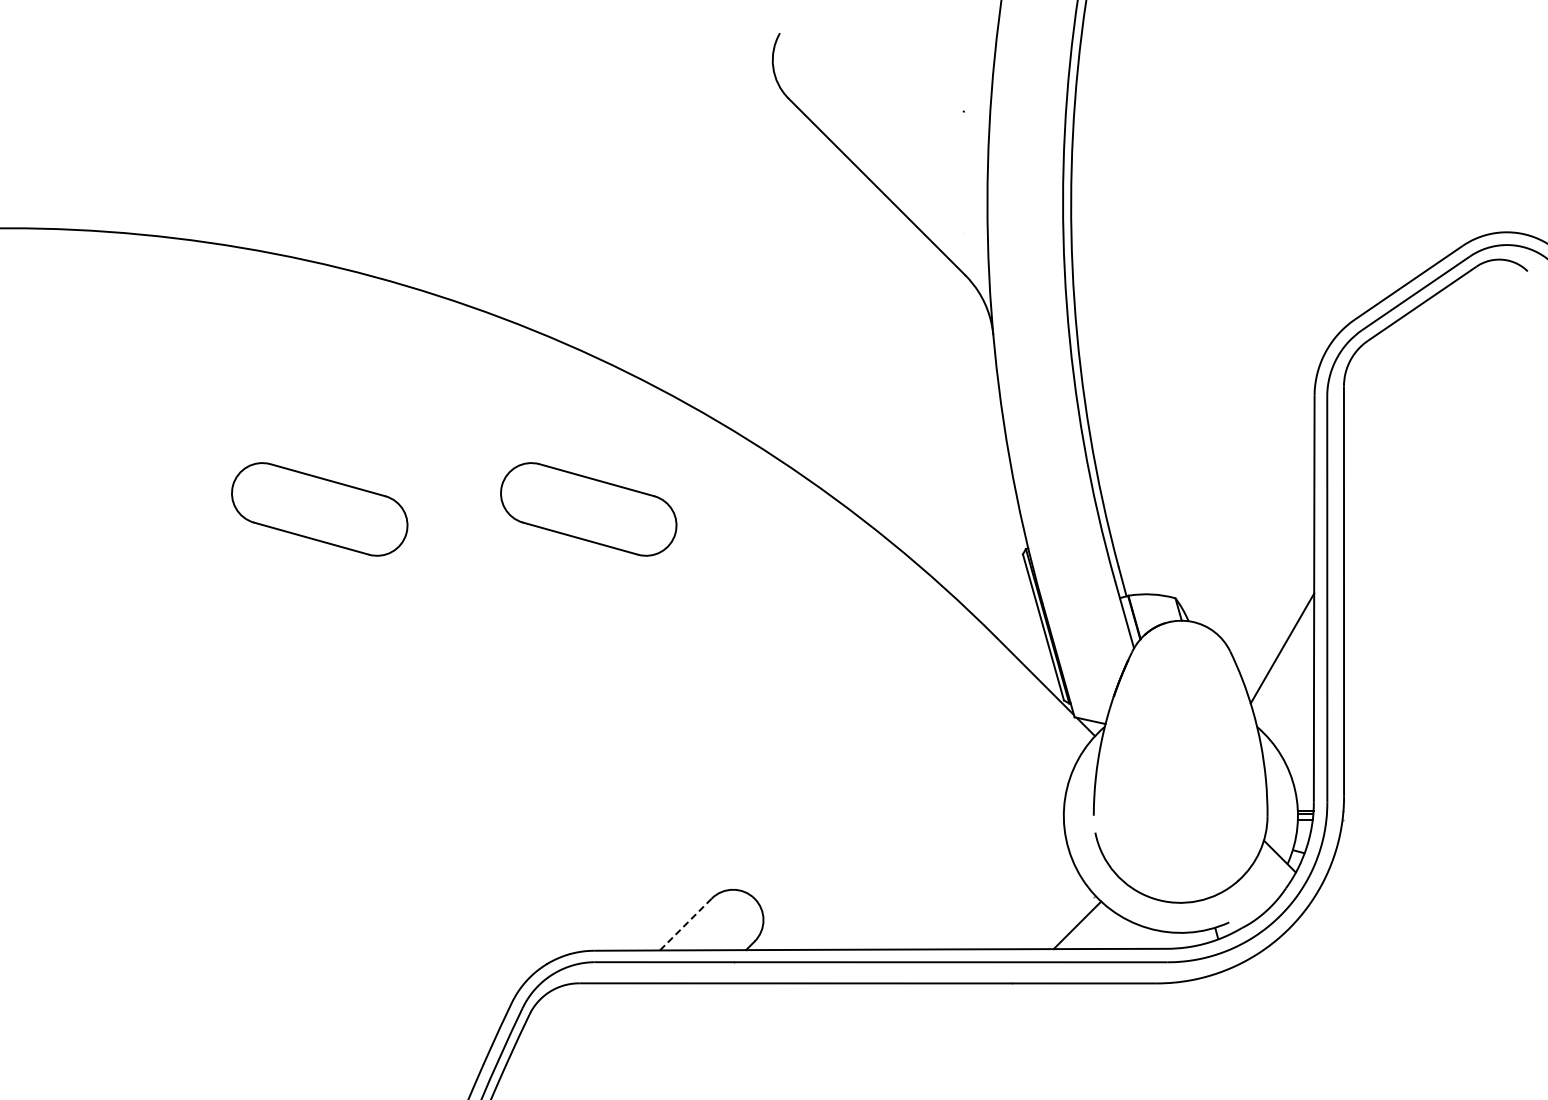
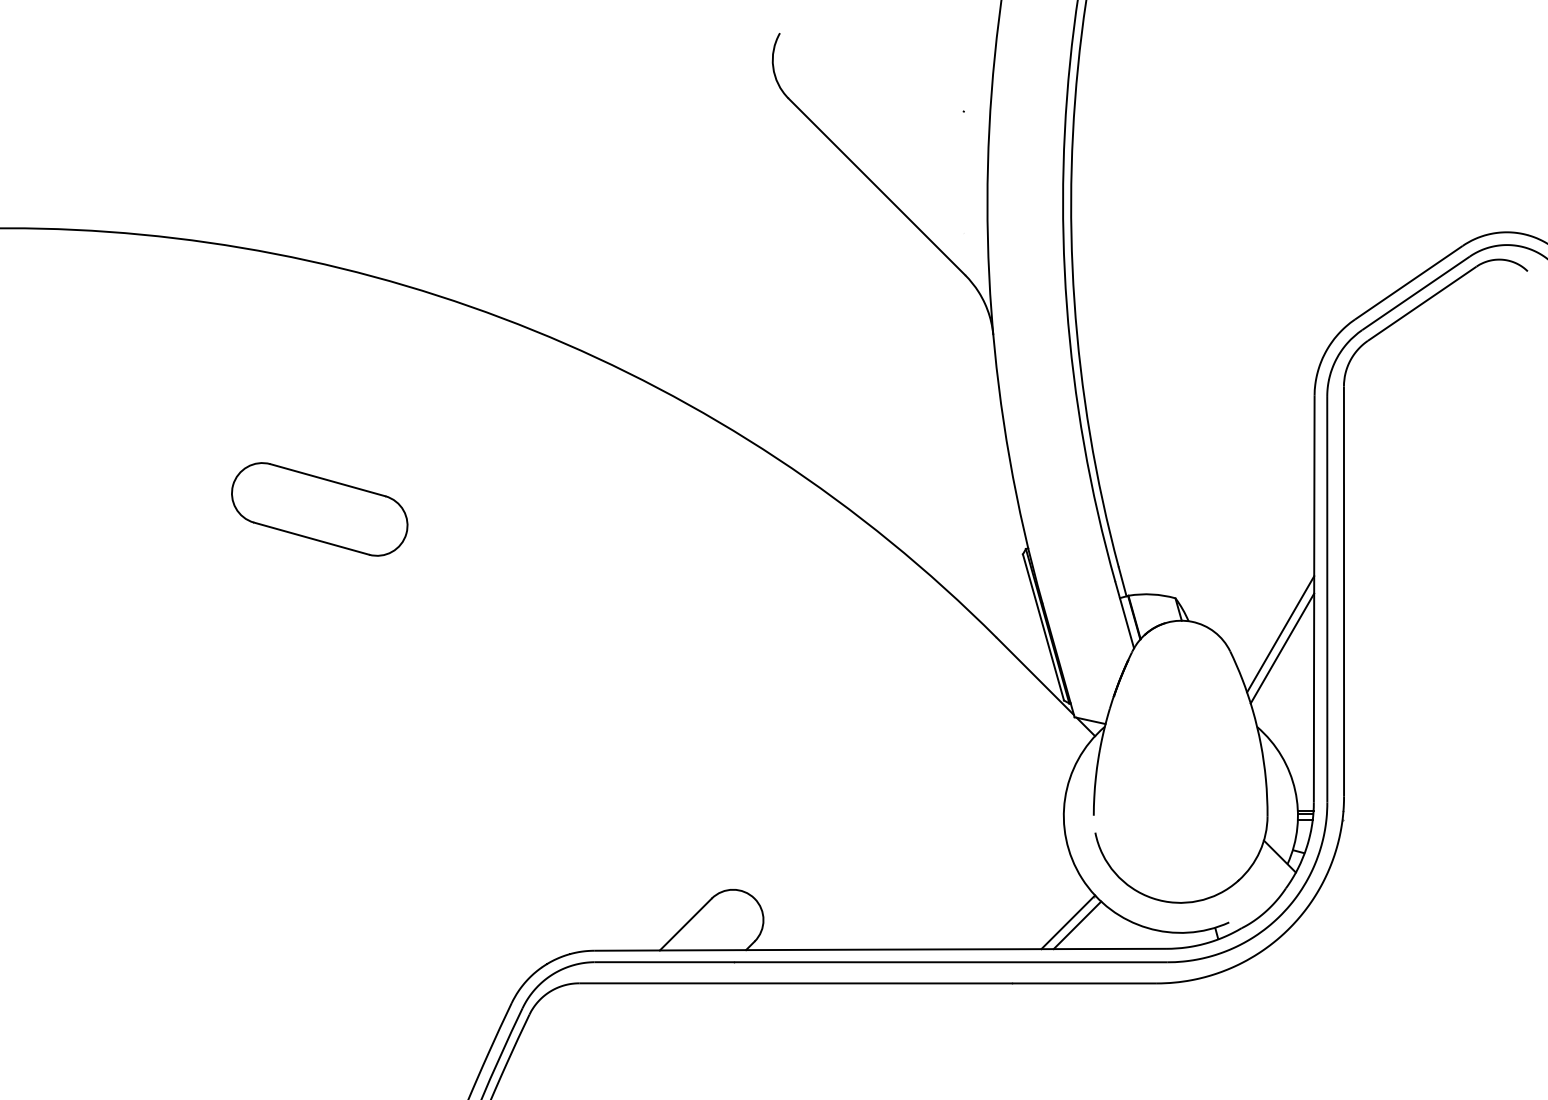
part: present -> none (588, 509)
line: none -> present (1280, 634)
line: none -> present (1068, 922)
line: dashed -> solid (685, 924)
